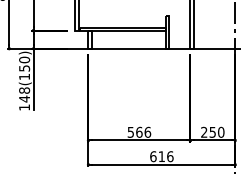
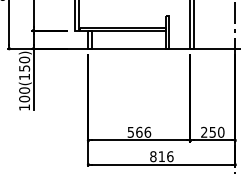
text: 148(150) -> 100(150) (24, 94)
text: 616 -> 816 (153, 156)
